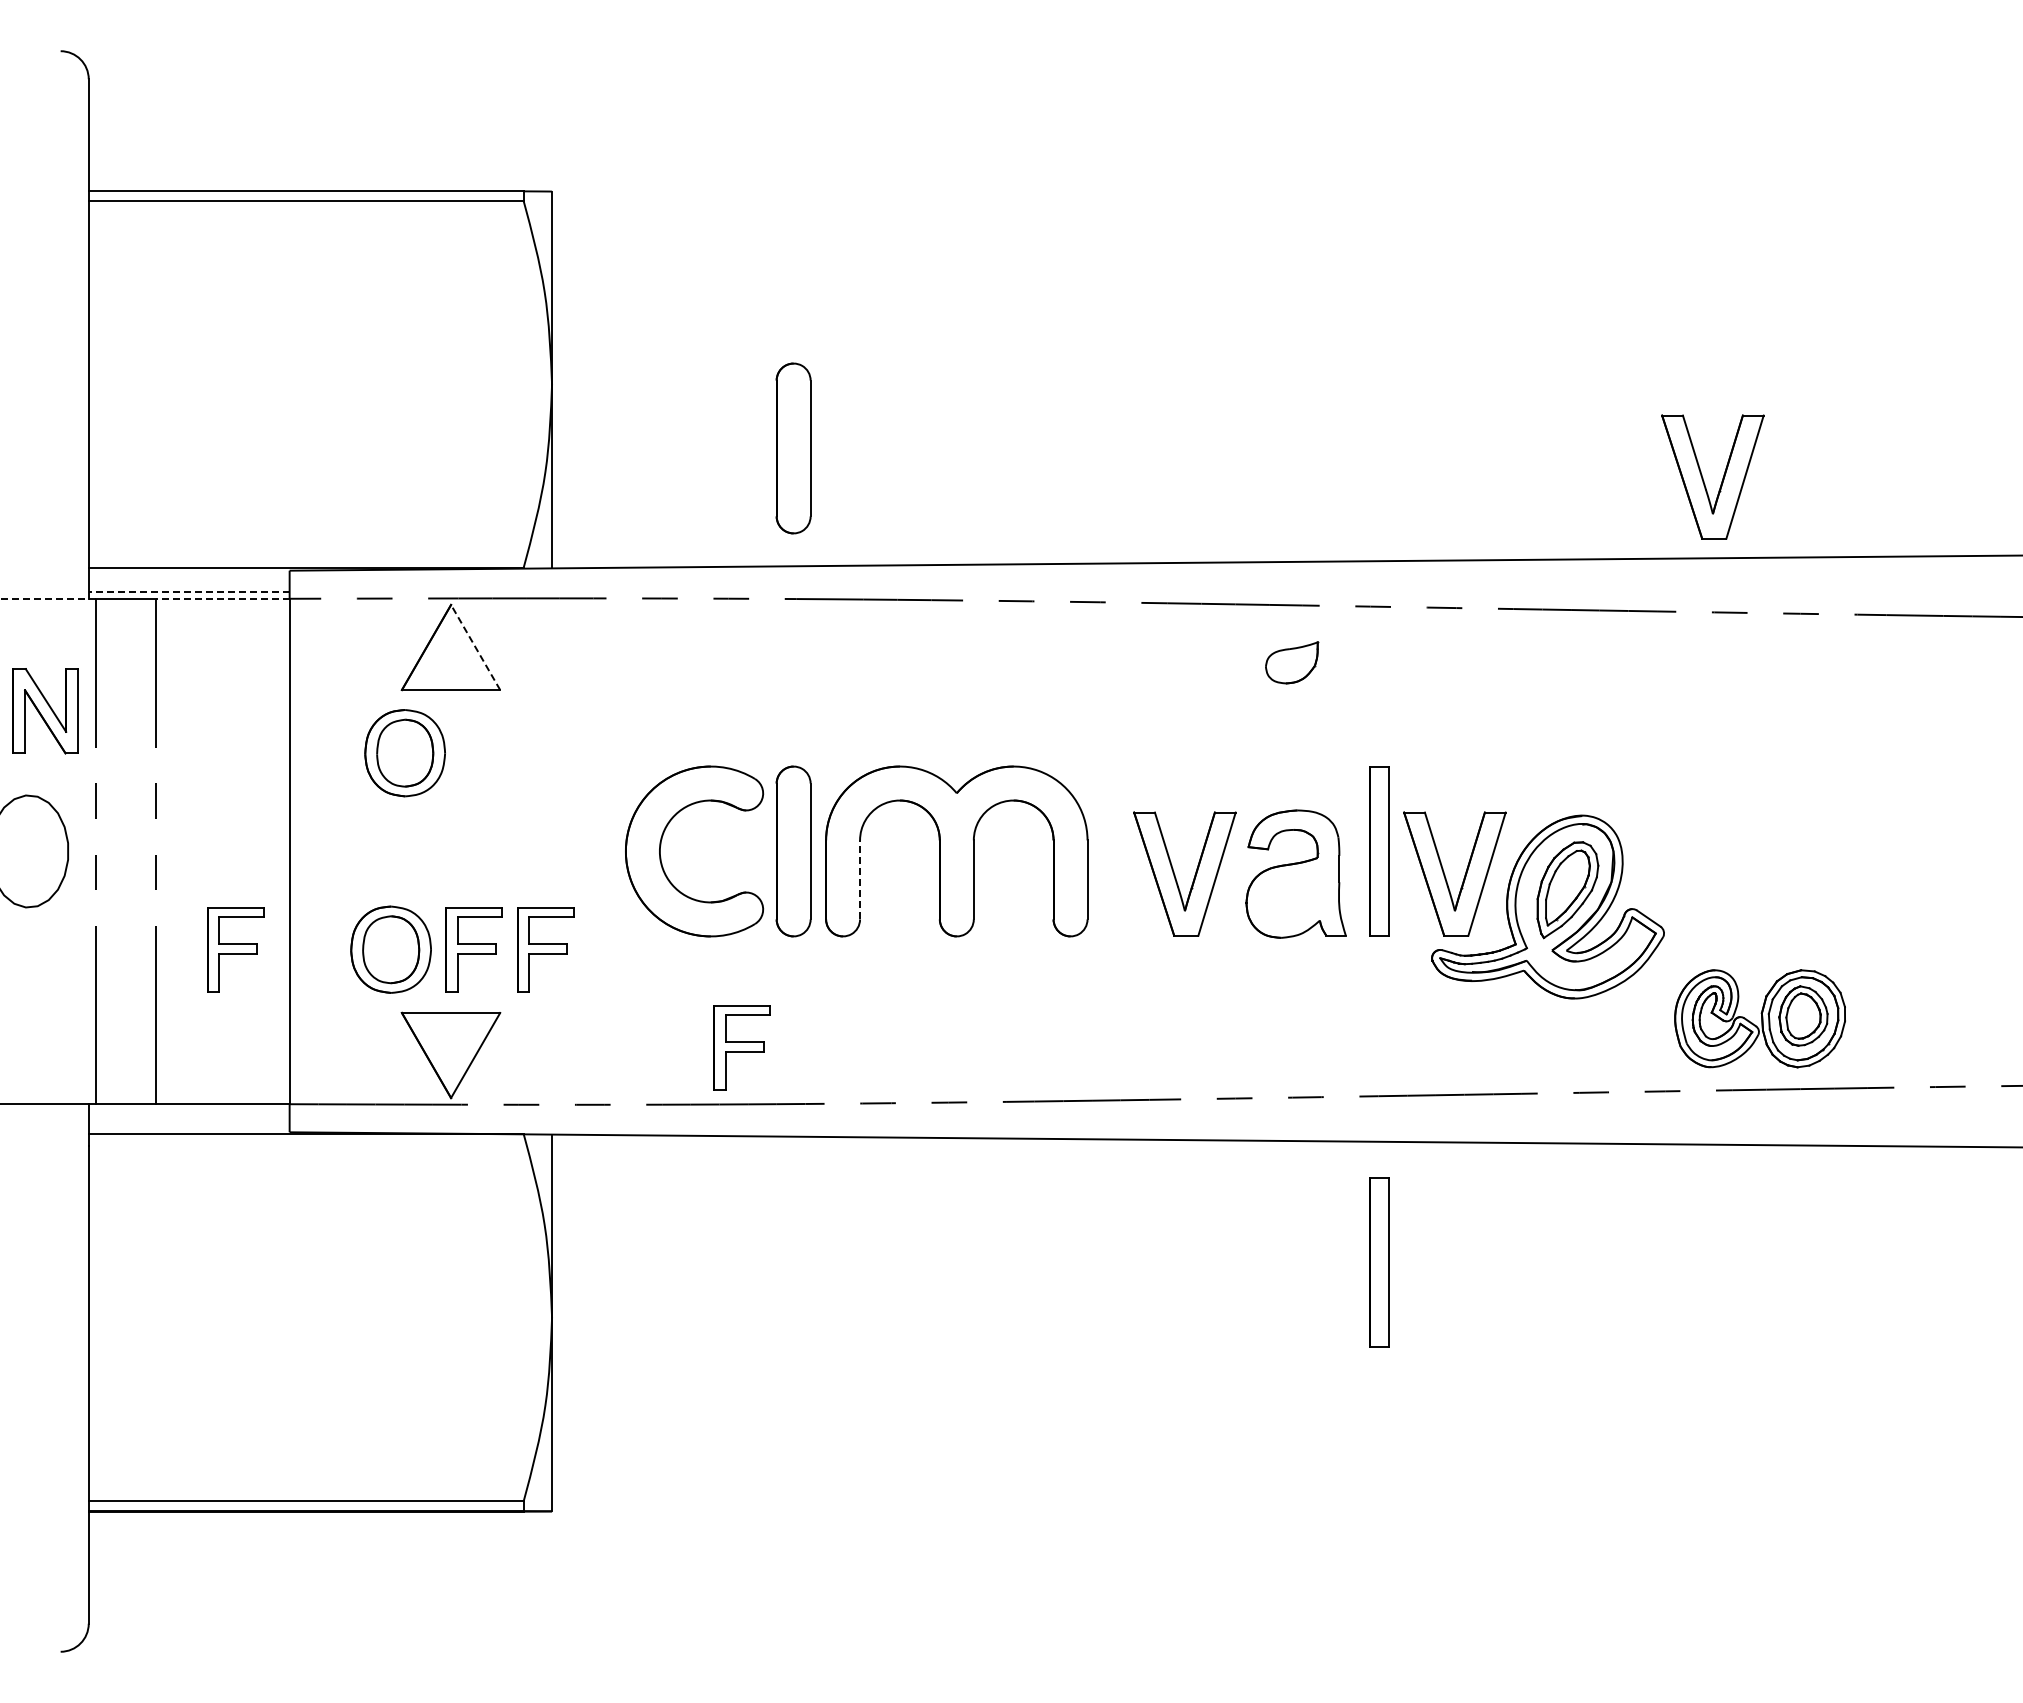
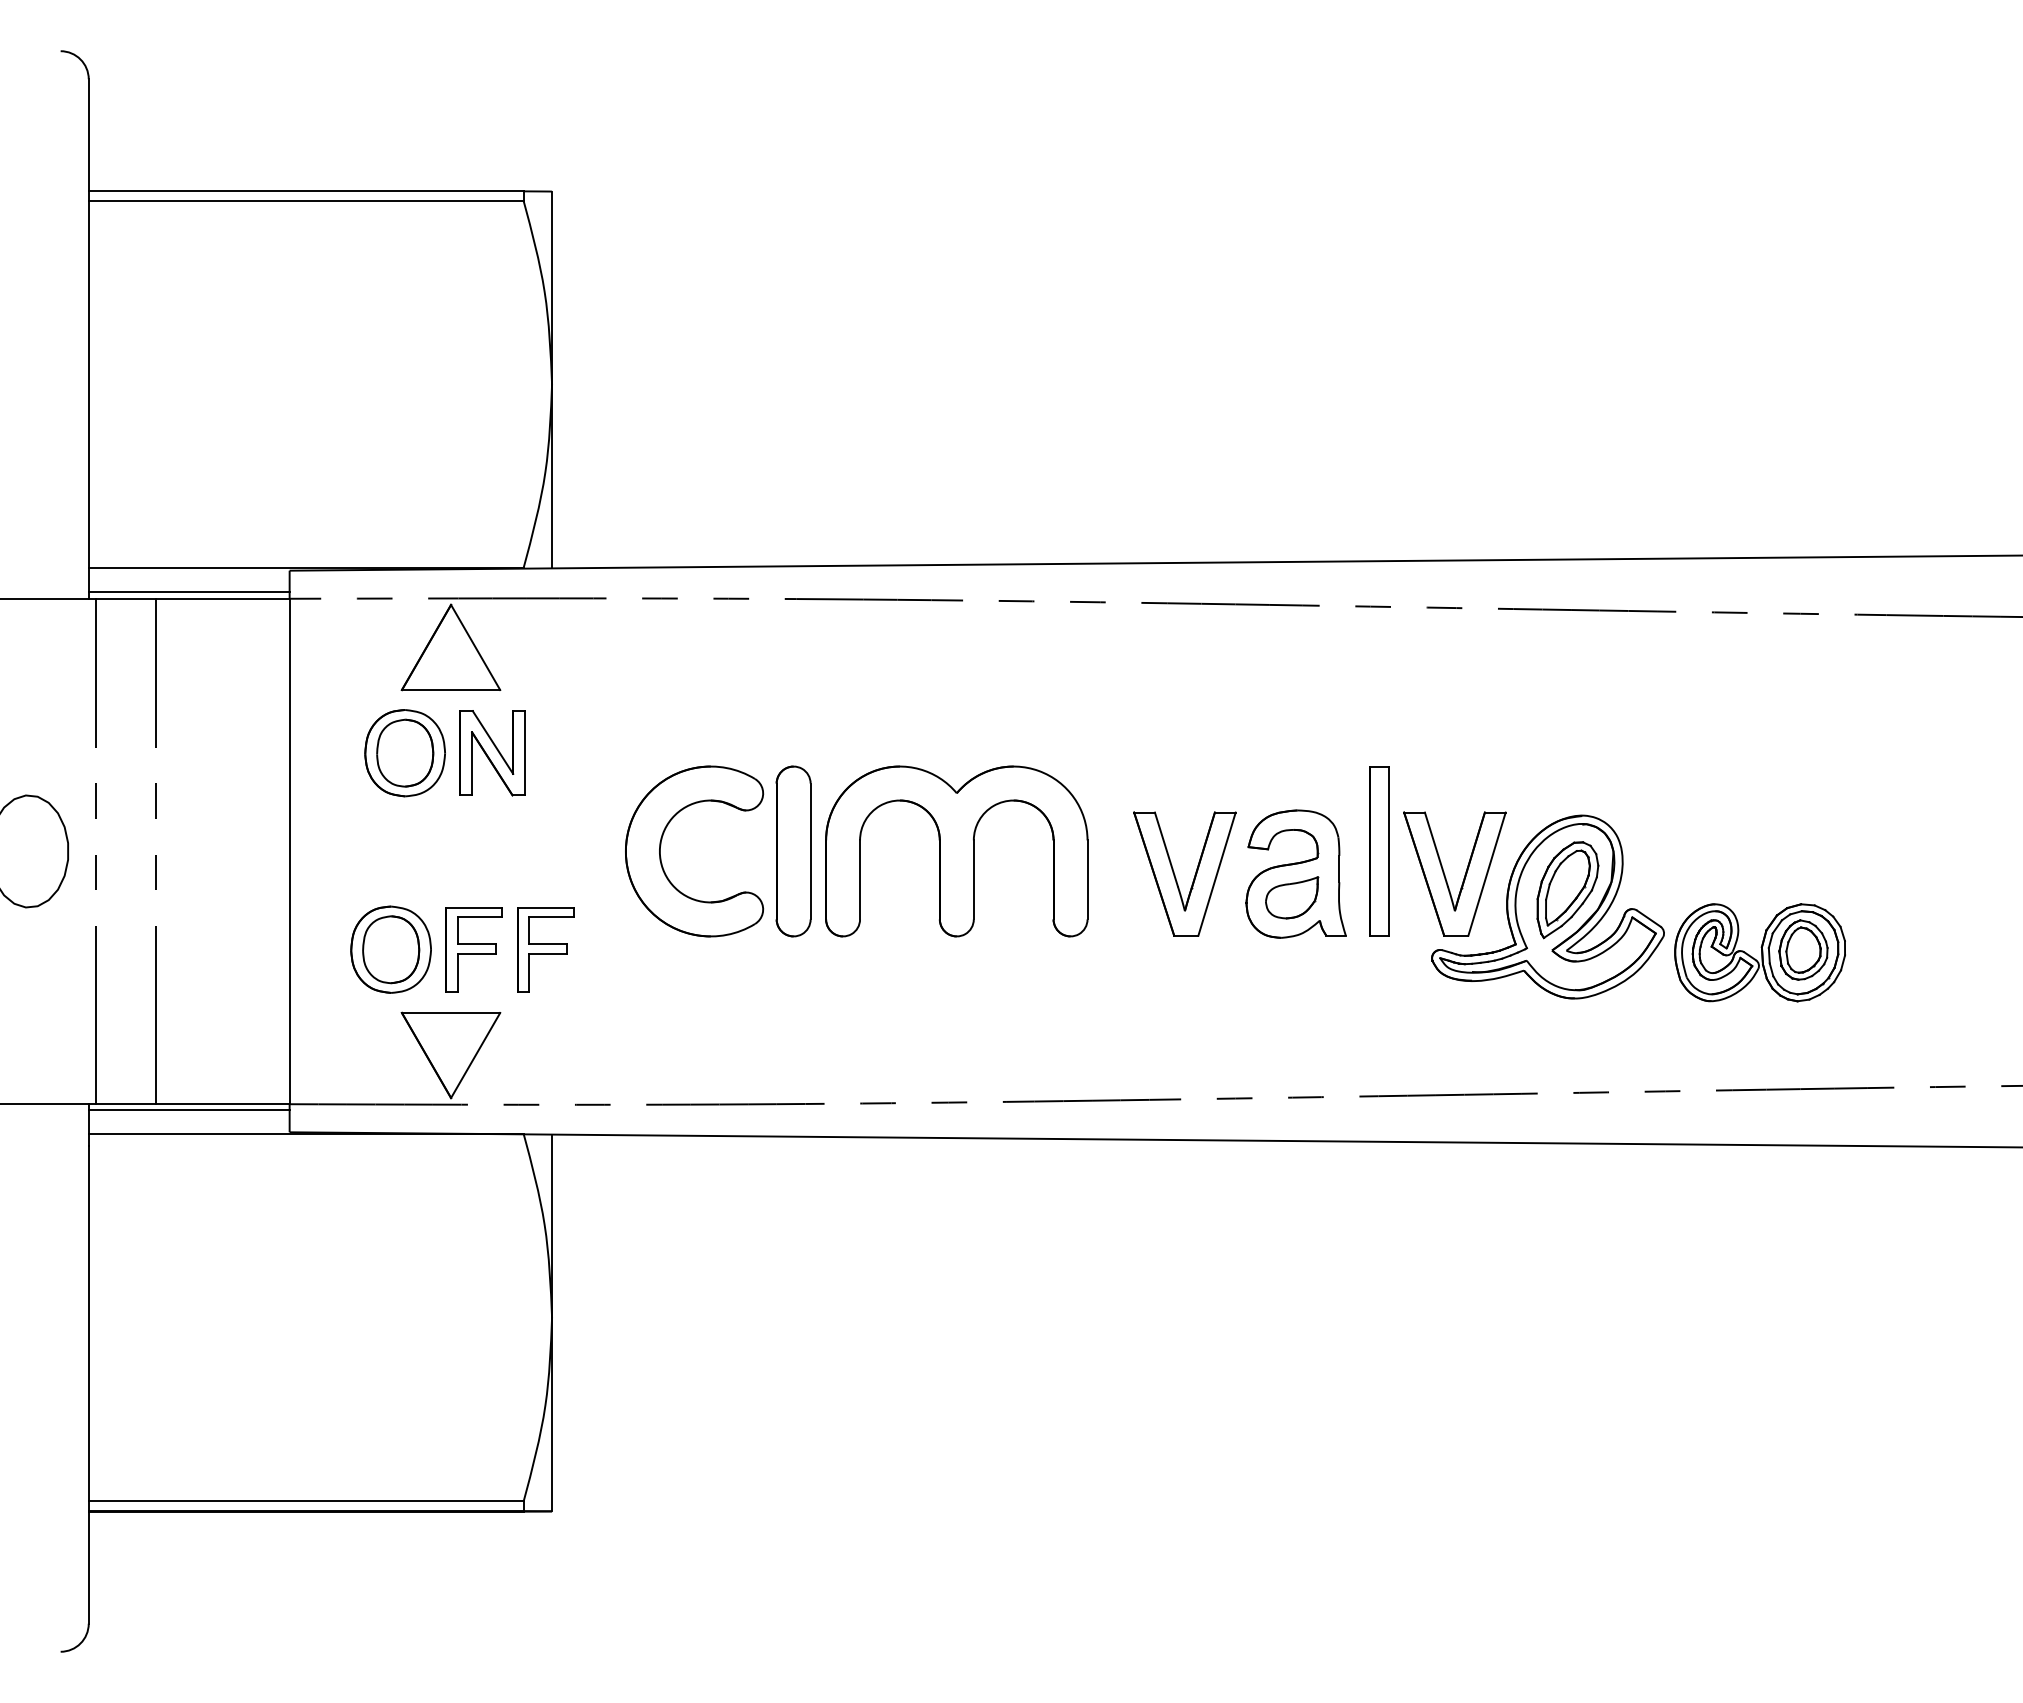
part: present -> none (793, 448)
part: present -> none (1703, 477)
line: dashed -> solid (188, 591)
line: dashed -> solid (48, 598)
line: dashed -> solid (222, 598)
line: dashed -> solid (475, 647)
part position: (1292, 662) -> (1292, 897) (1292, 897)
part position: (45, 711) -> (492, 753) (492, 753)
line: dashed -> solid (860, 879)
part: present -> none (235, 949)
part position: (1759, 1018) -> (1759, 952) (1759, 952)
part: present -> none (741, 1047)
line: none -> present (188, 1110)
part: present -> none (1379, 1262)
